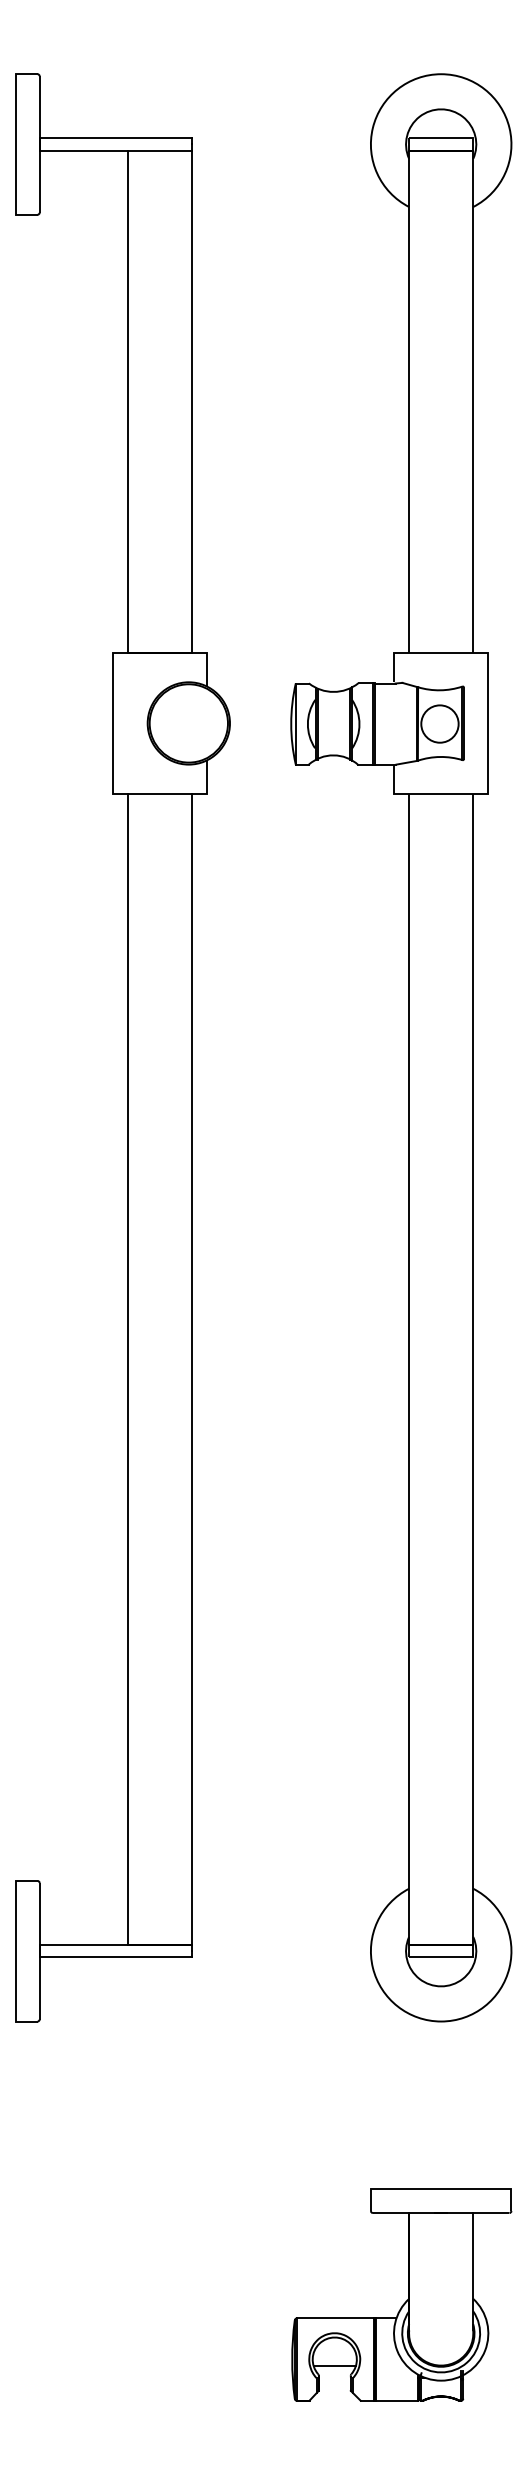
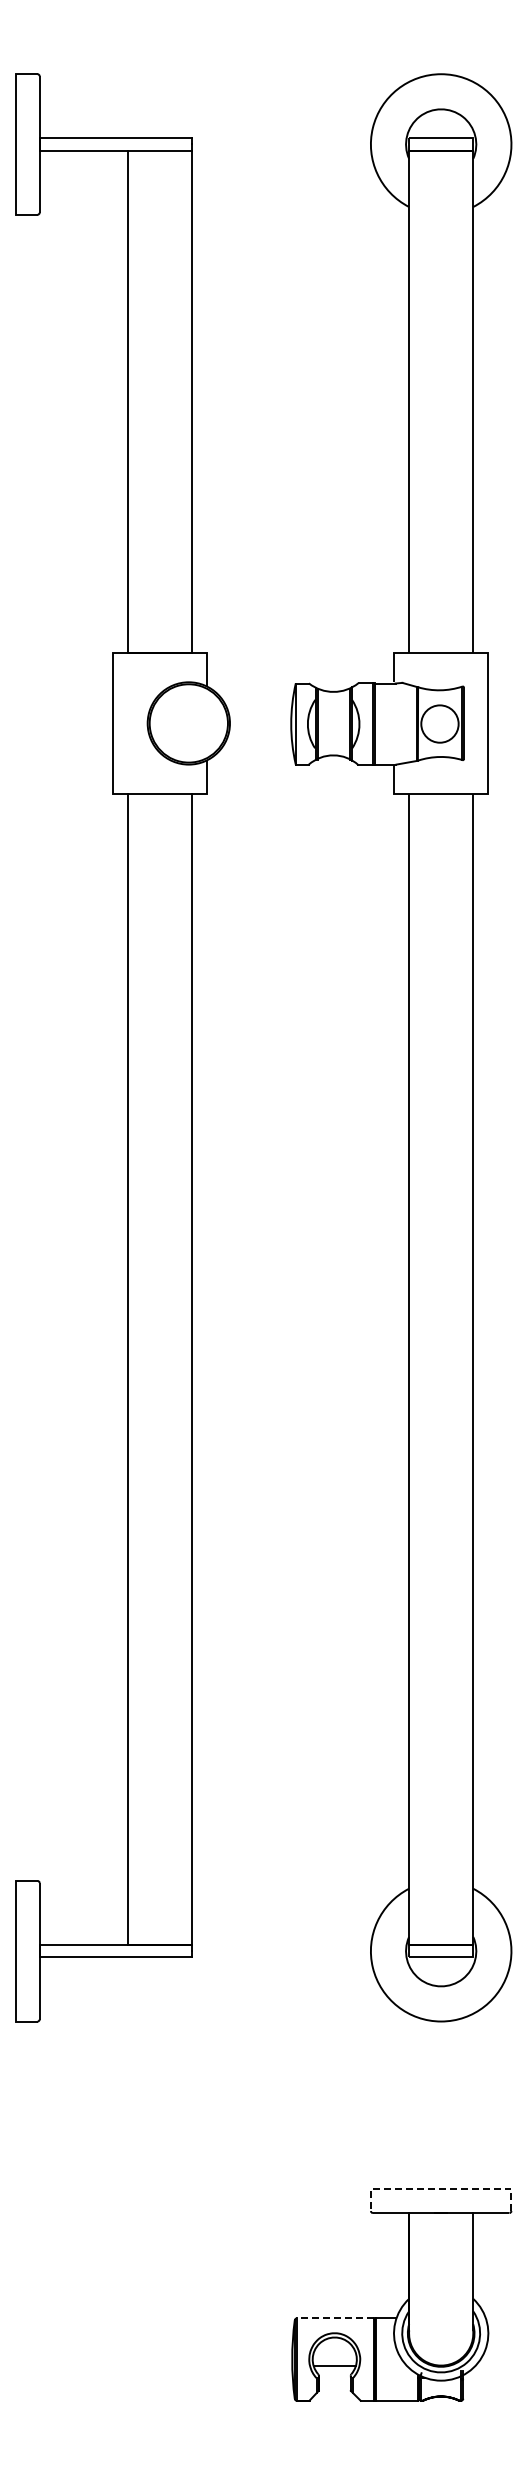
line: solid -> dashed (440, 2188)
line: solid -> dashed (335, 2318)
